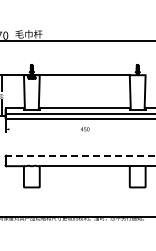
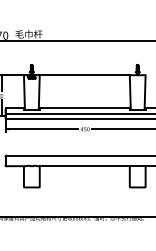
line: none -> present (43, 129)
line: none -> present (121, 129)
line: dashed -> solid (80, 155)
